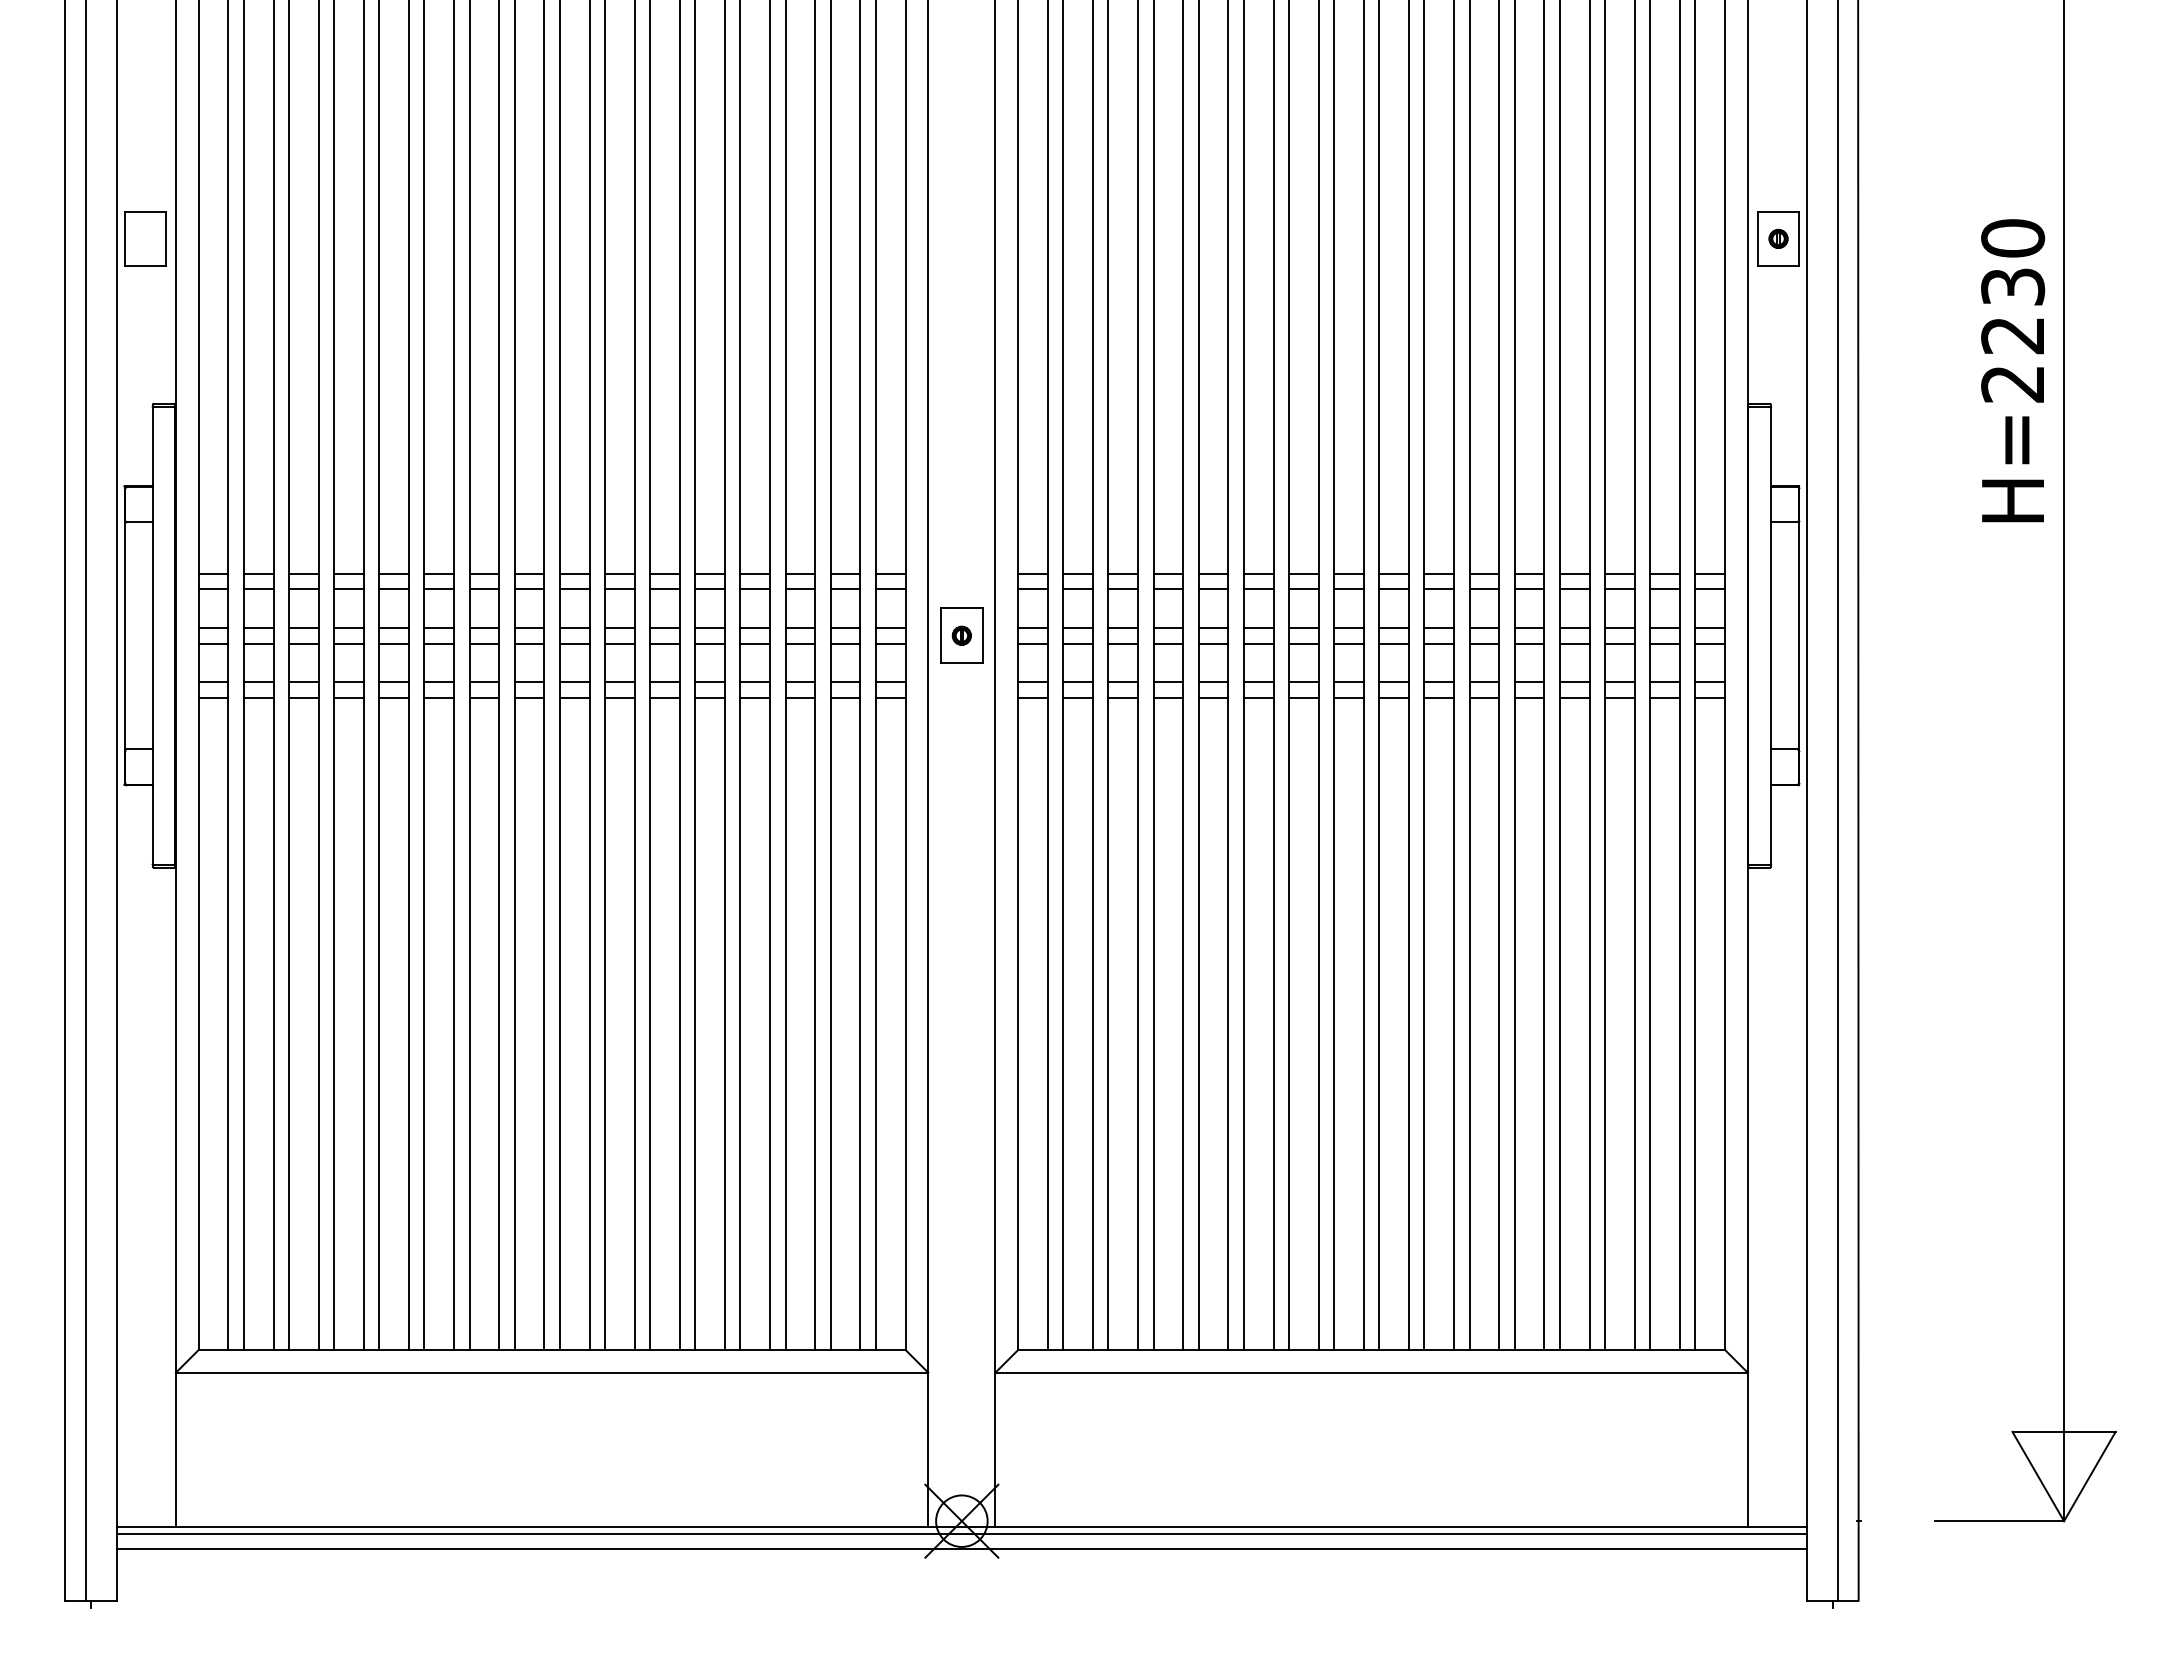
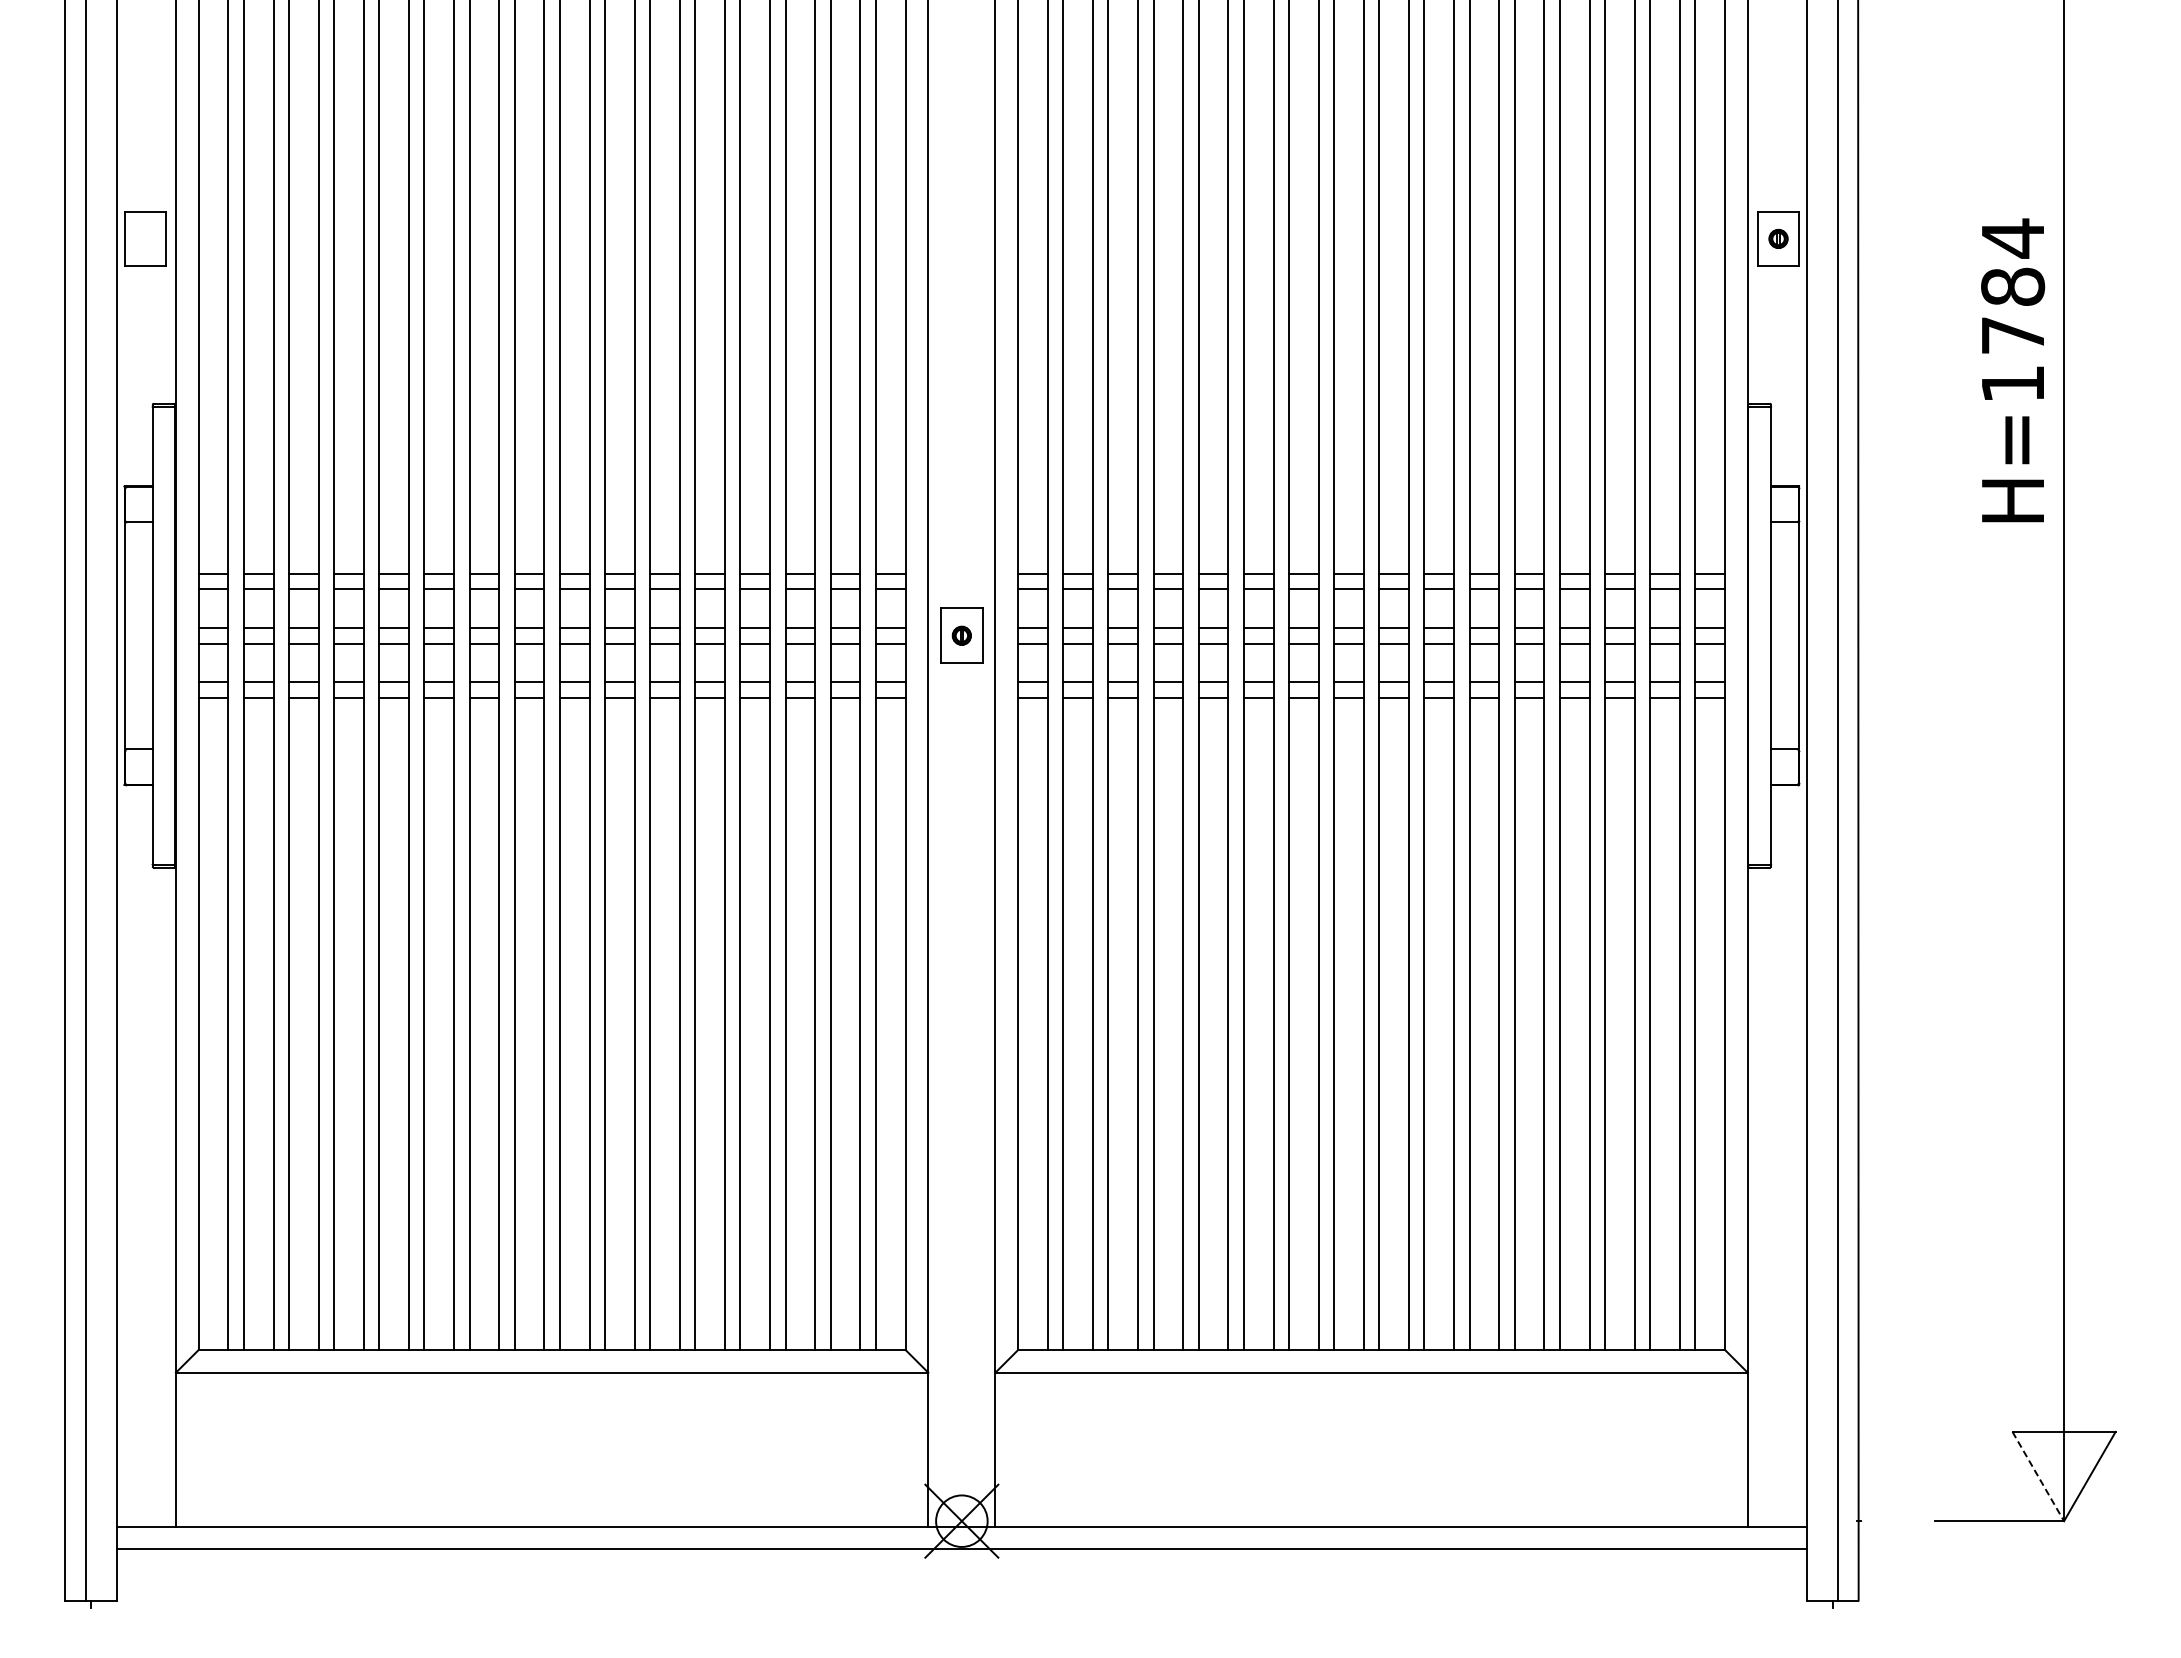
text: H=2230 -> H=1784 (2013, 310)
line: solid -> dashed (2038, 1476)
line: present -> none (961, 1533)
